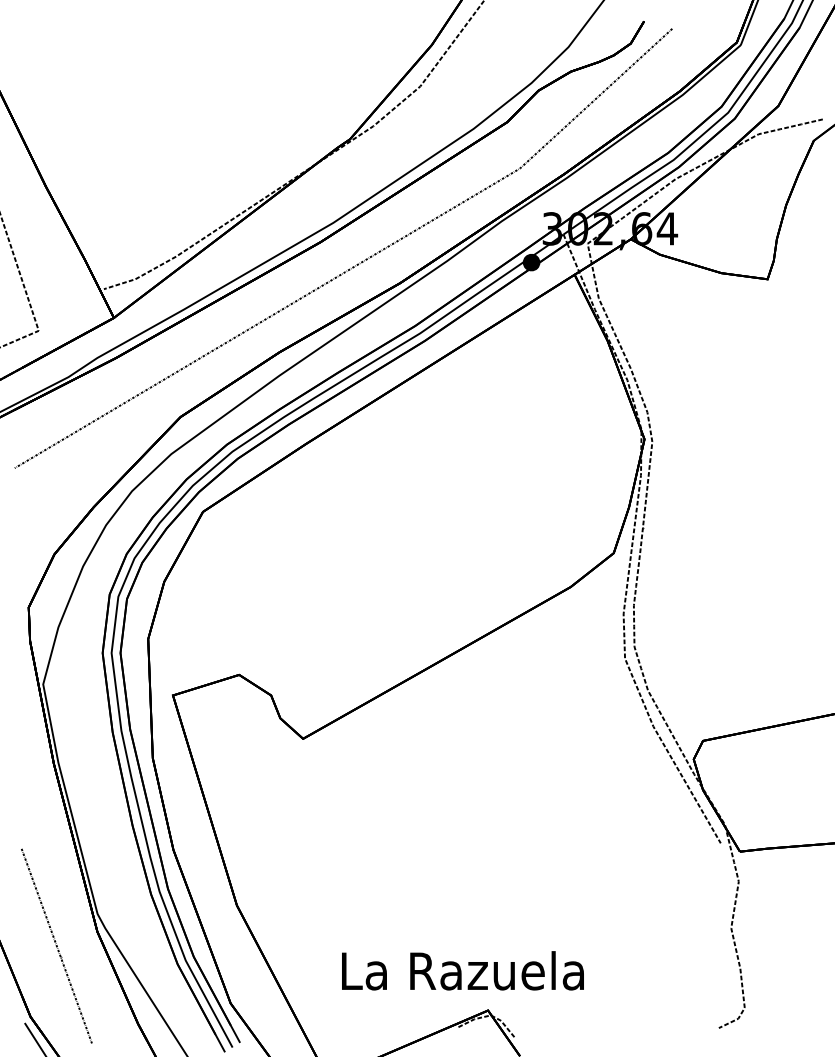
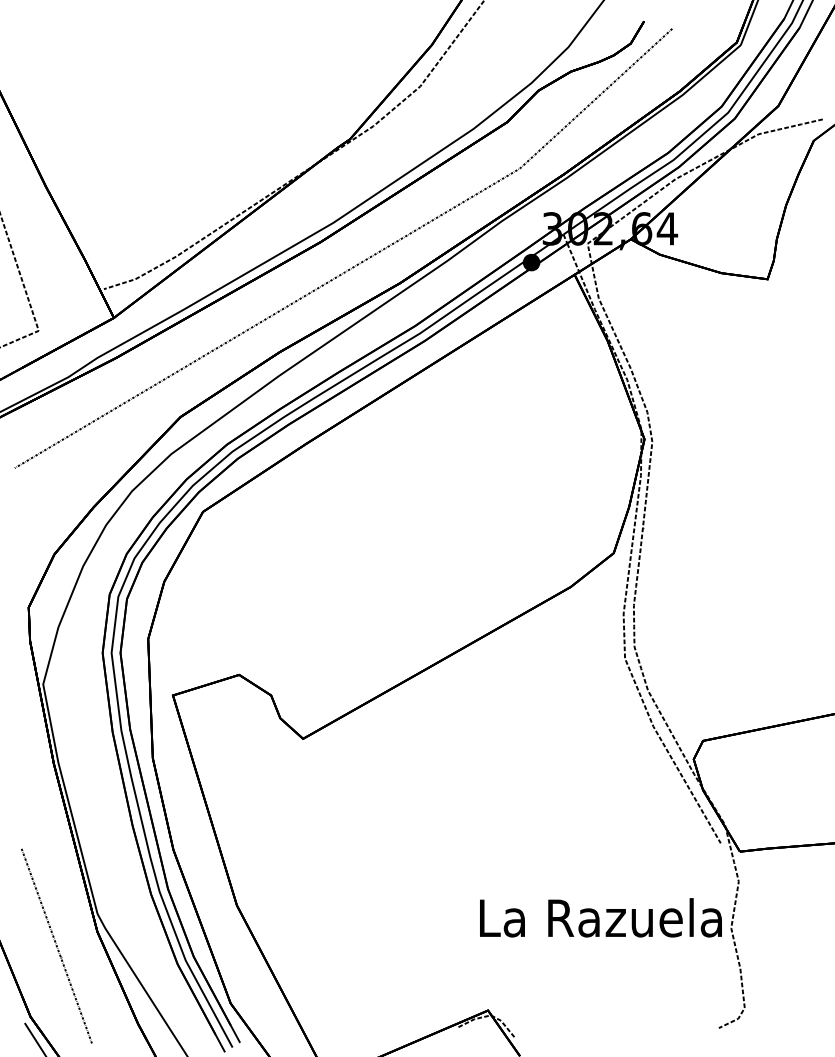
text position: (462, 970) -> (600, 917) (600, 917)
